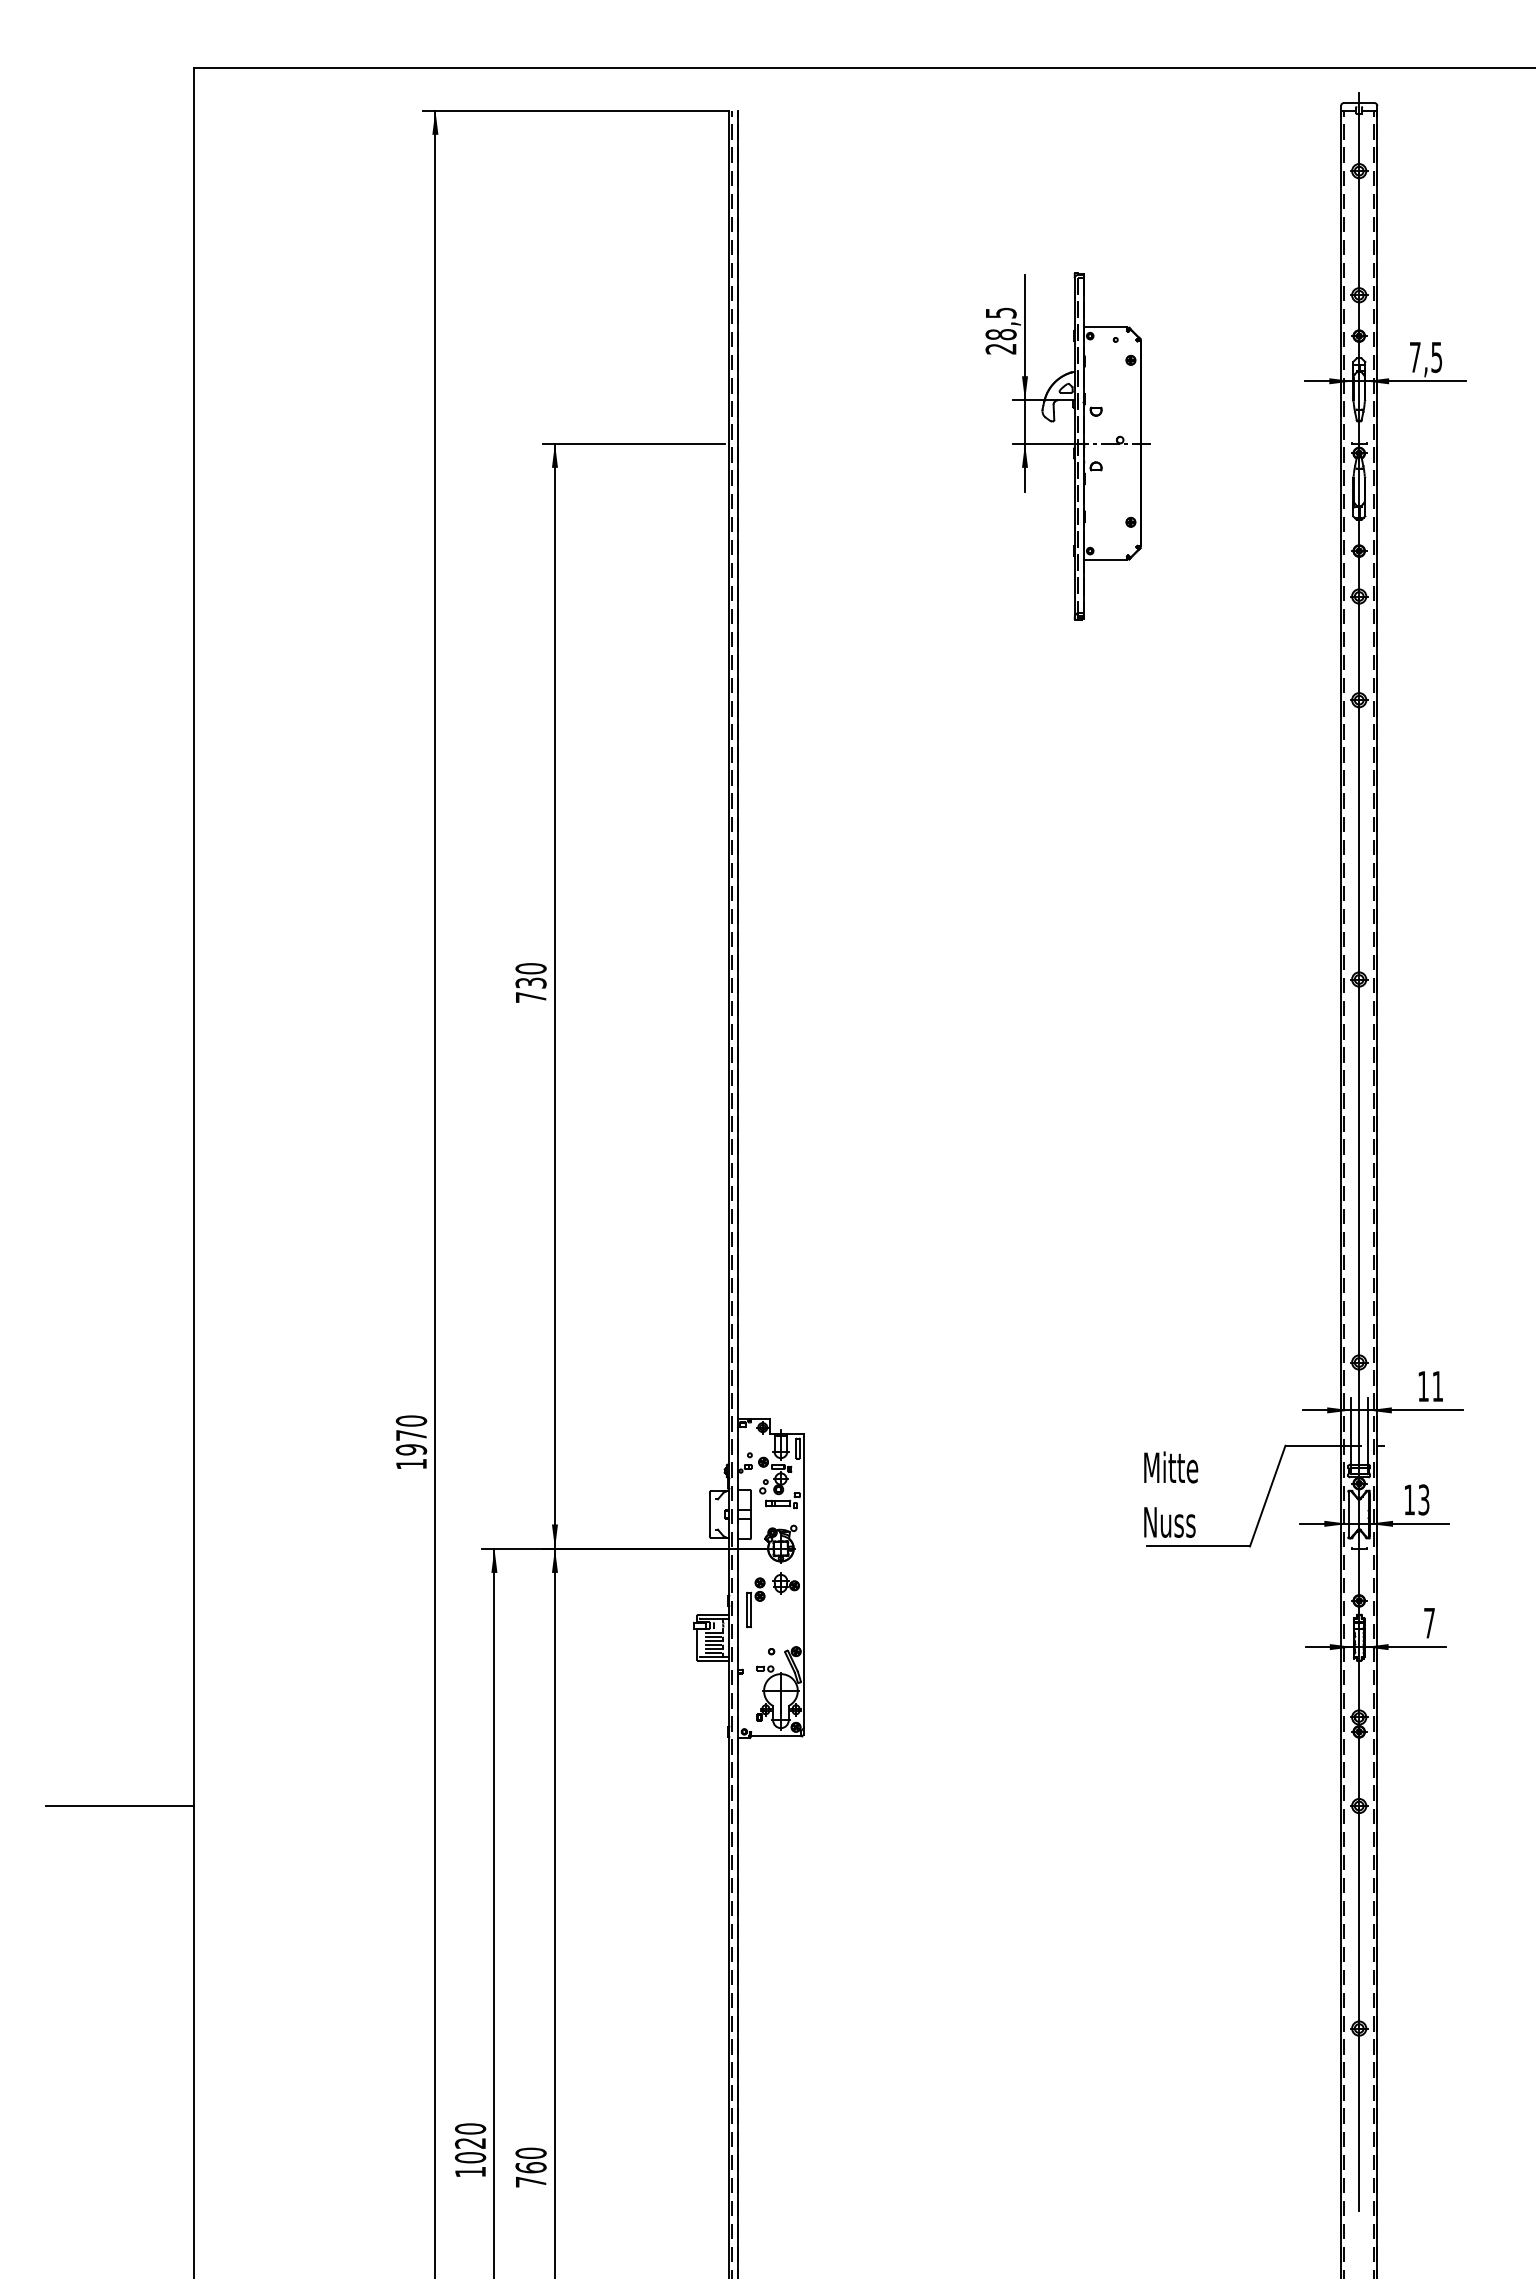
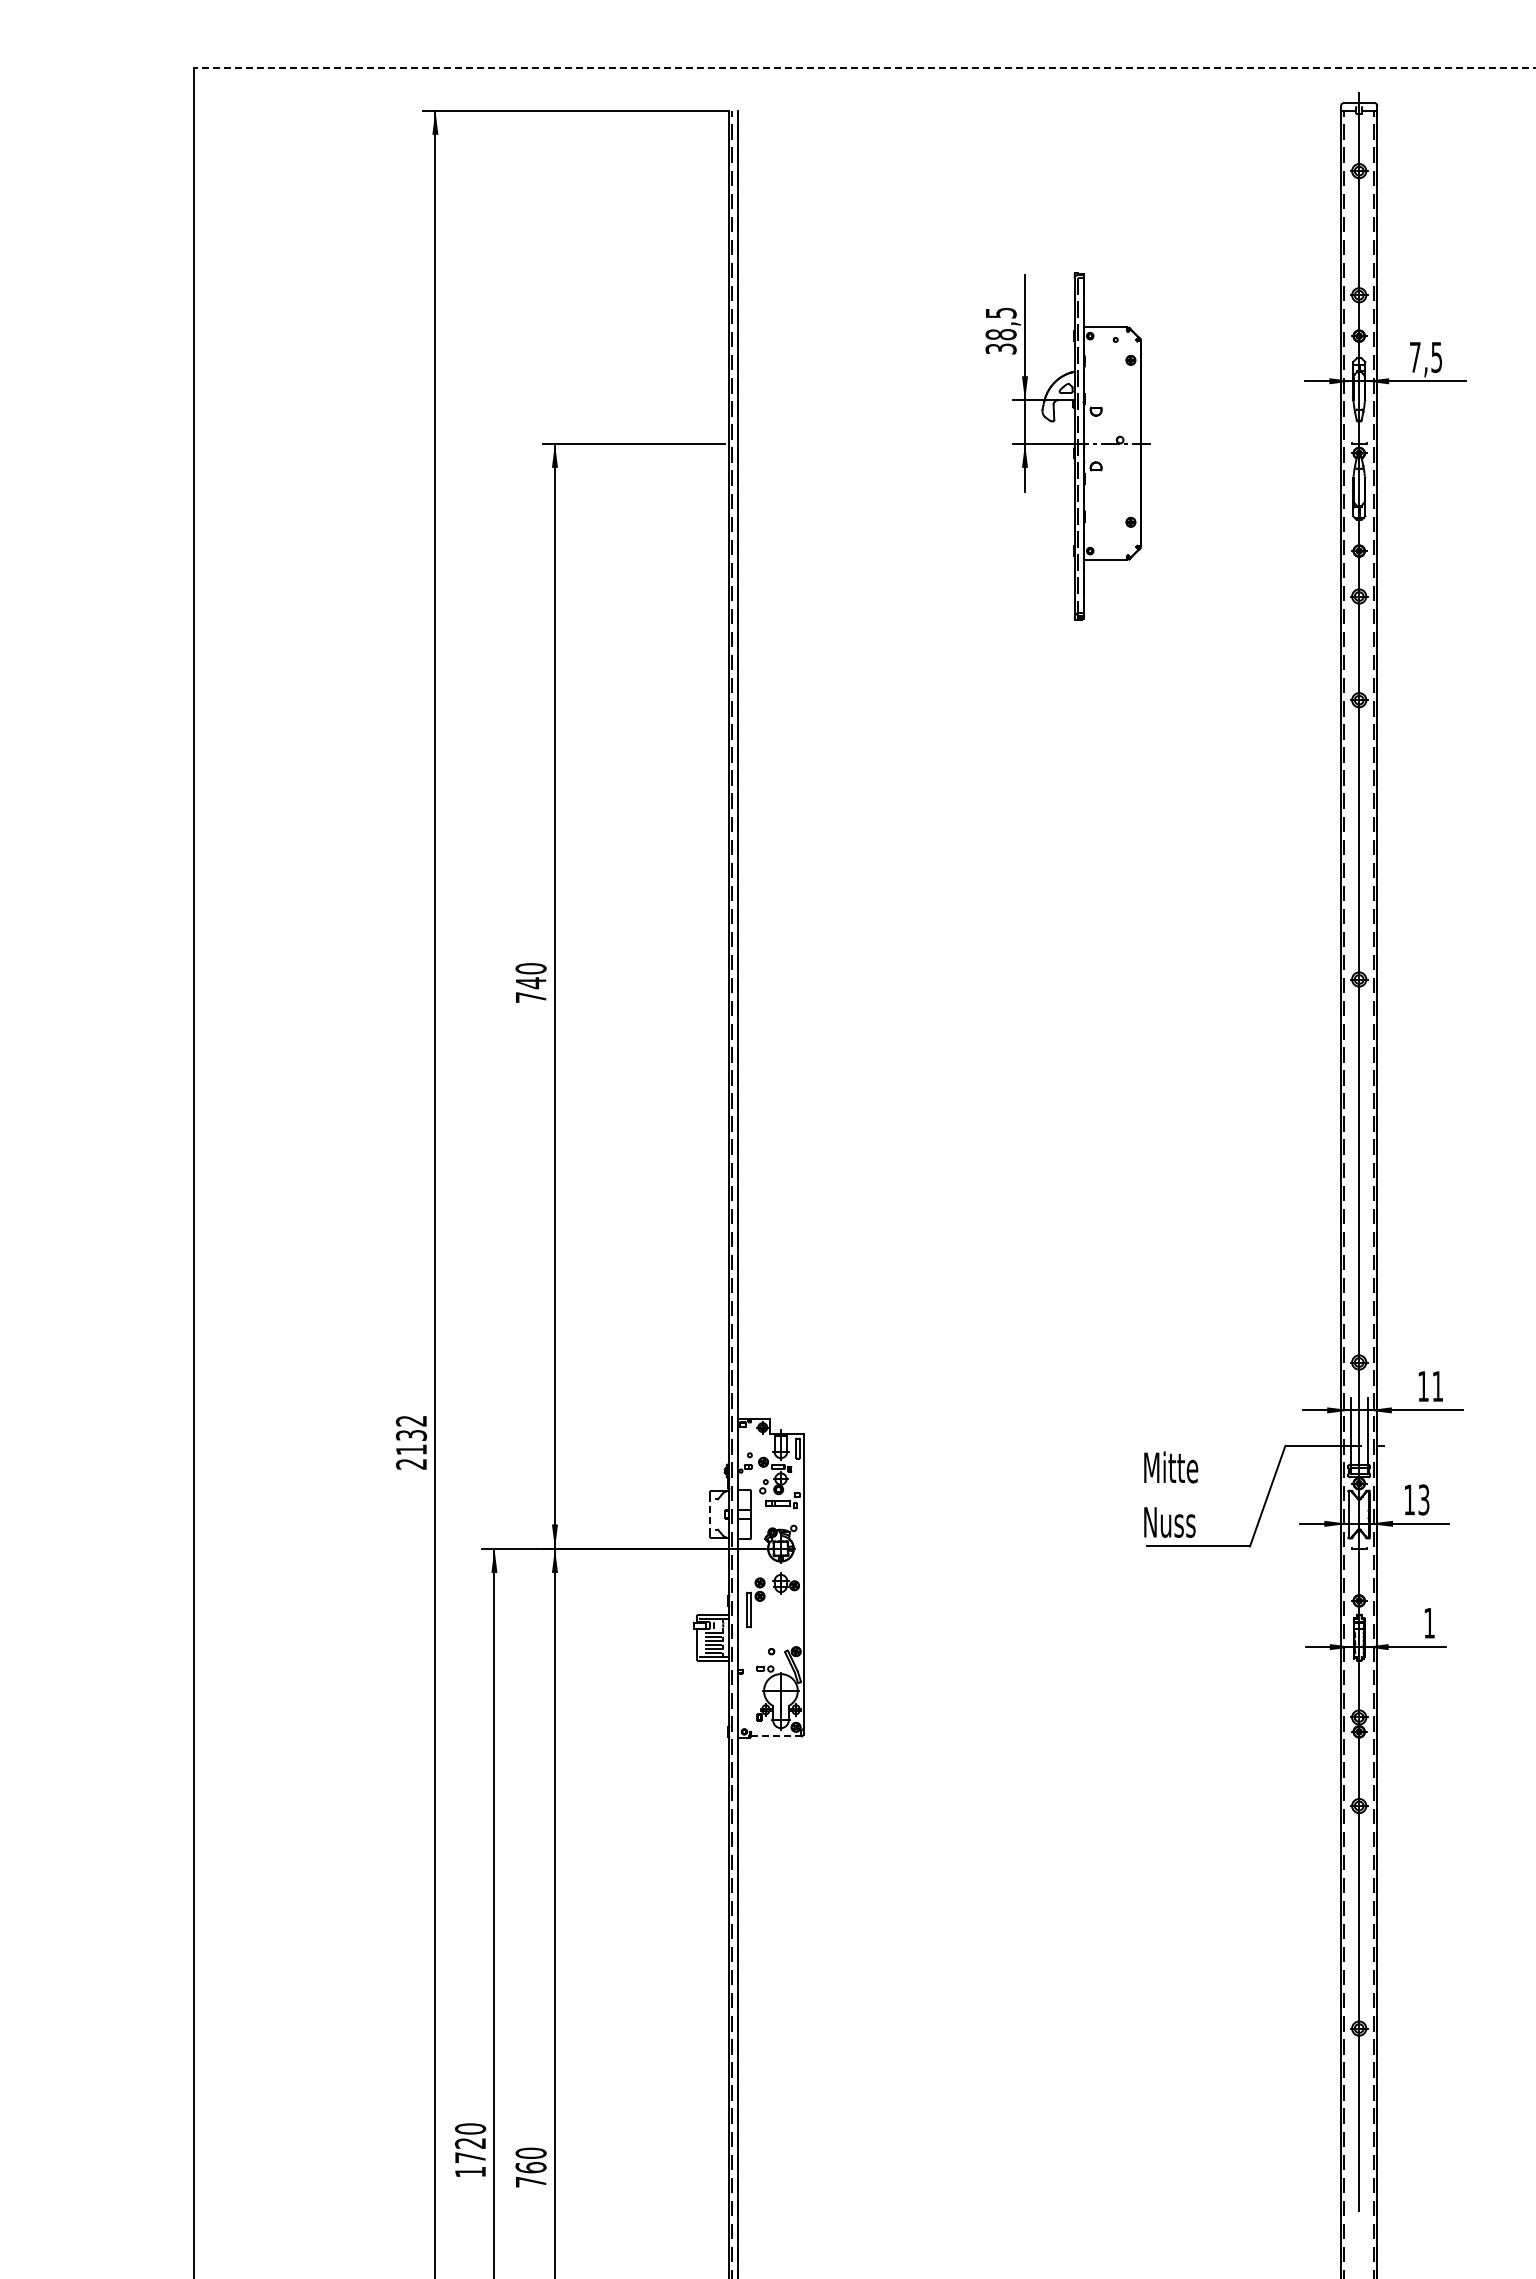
line: solid -> dashed (864, 68)
text: 28,5 -> 38,5 (1001, 348)
text: 730 -> 740 (530, 983)
text: 1970 -> 2132 (411, 1442)
line: solid -> dashed (709, 1514)
text: 7 -> 1 (1429, 1623)
line: solid -> dashed (776, 1736)
line: present -> none (119, 1806)
text: 1020 -> 1720 (470, 2157)
